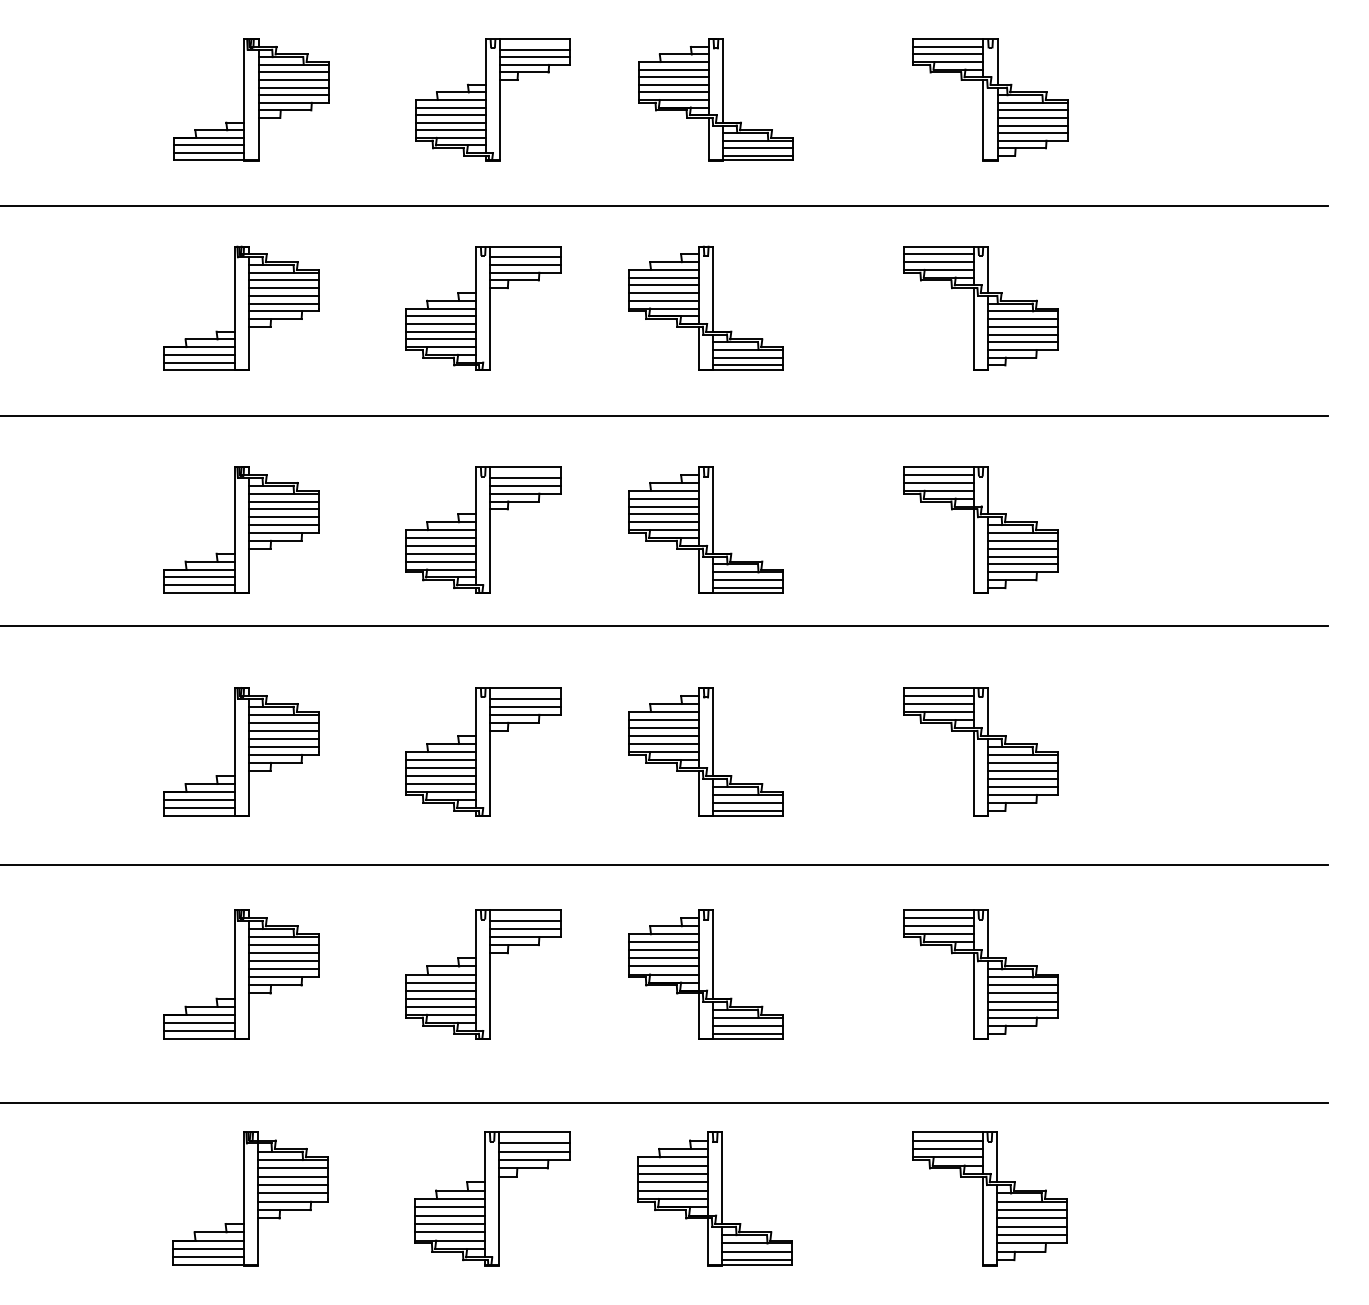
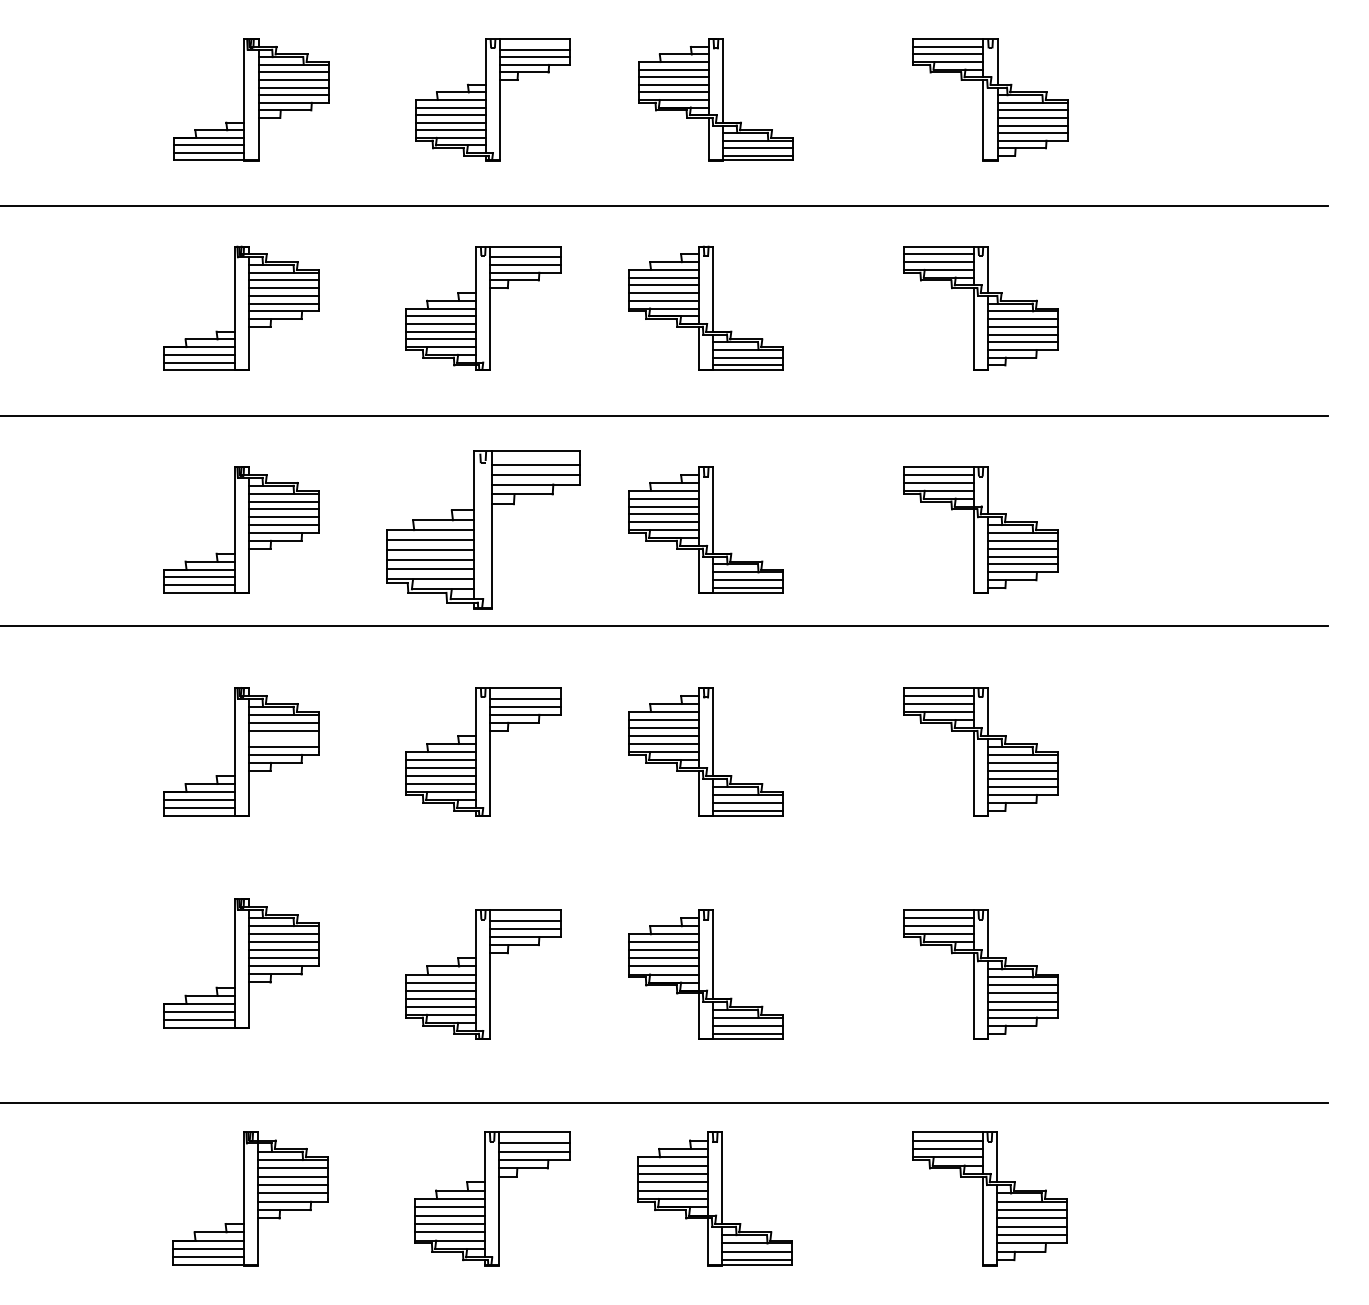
part size: 157x128 px -> 195x160 px (483, 529)
line: present -> none (283, 738)
line: present -> none (664, 864)
part position: (241, 974) -> (241, 963) (241, 963)
